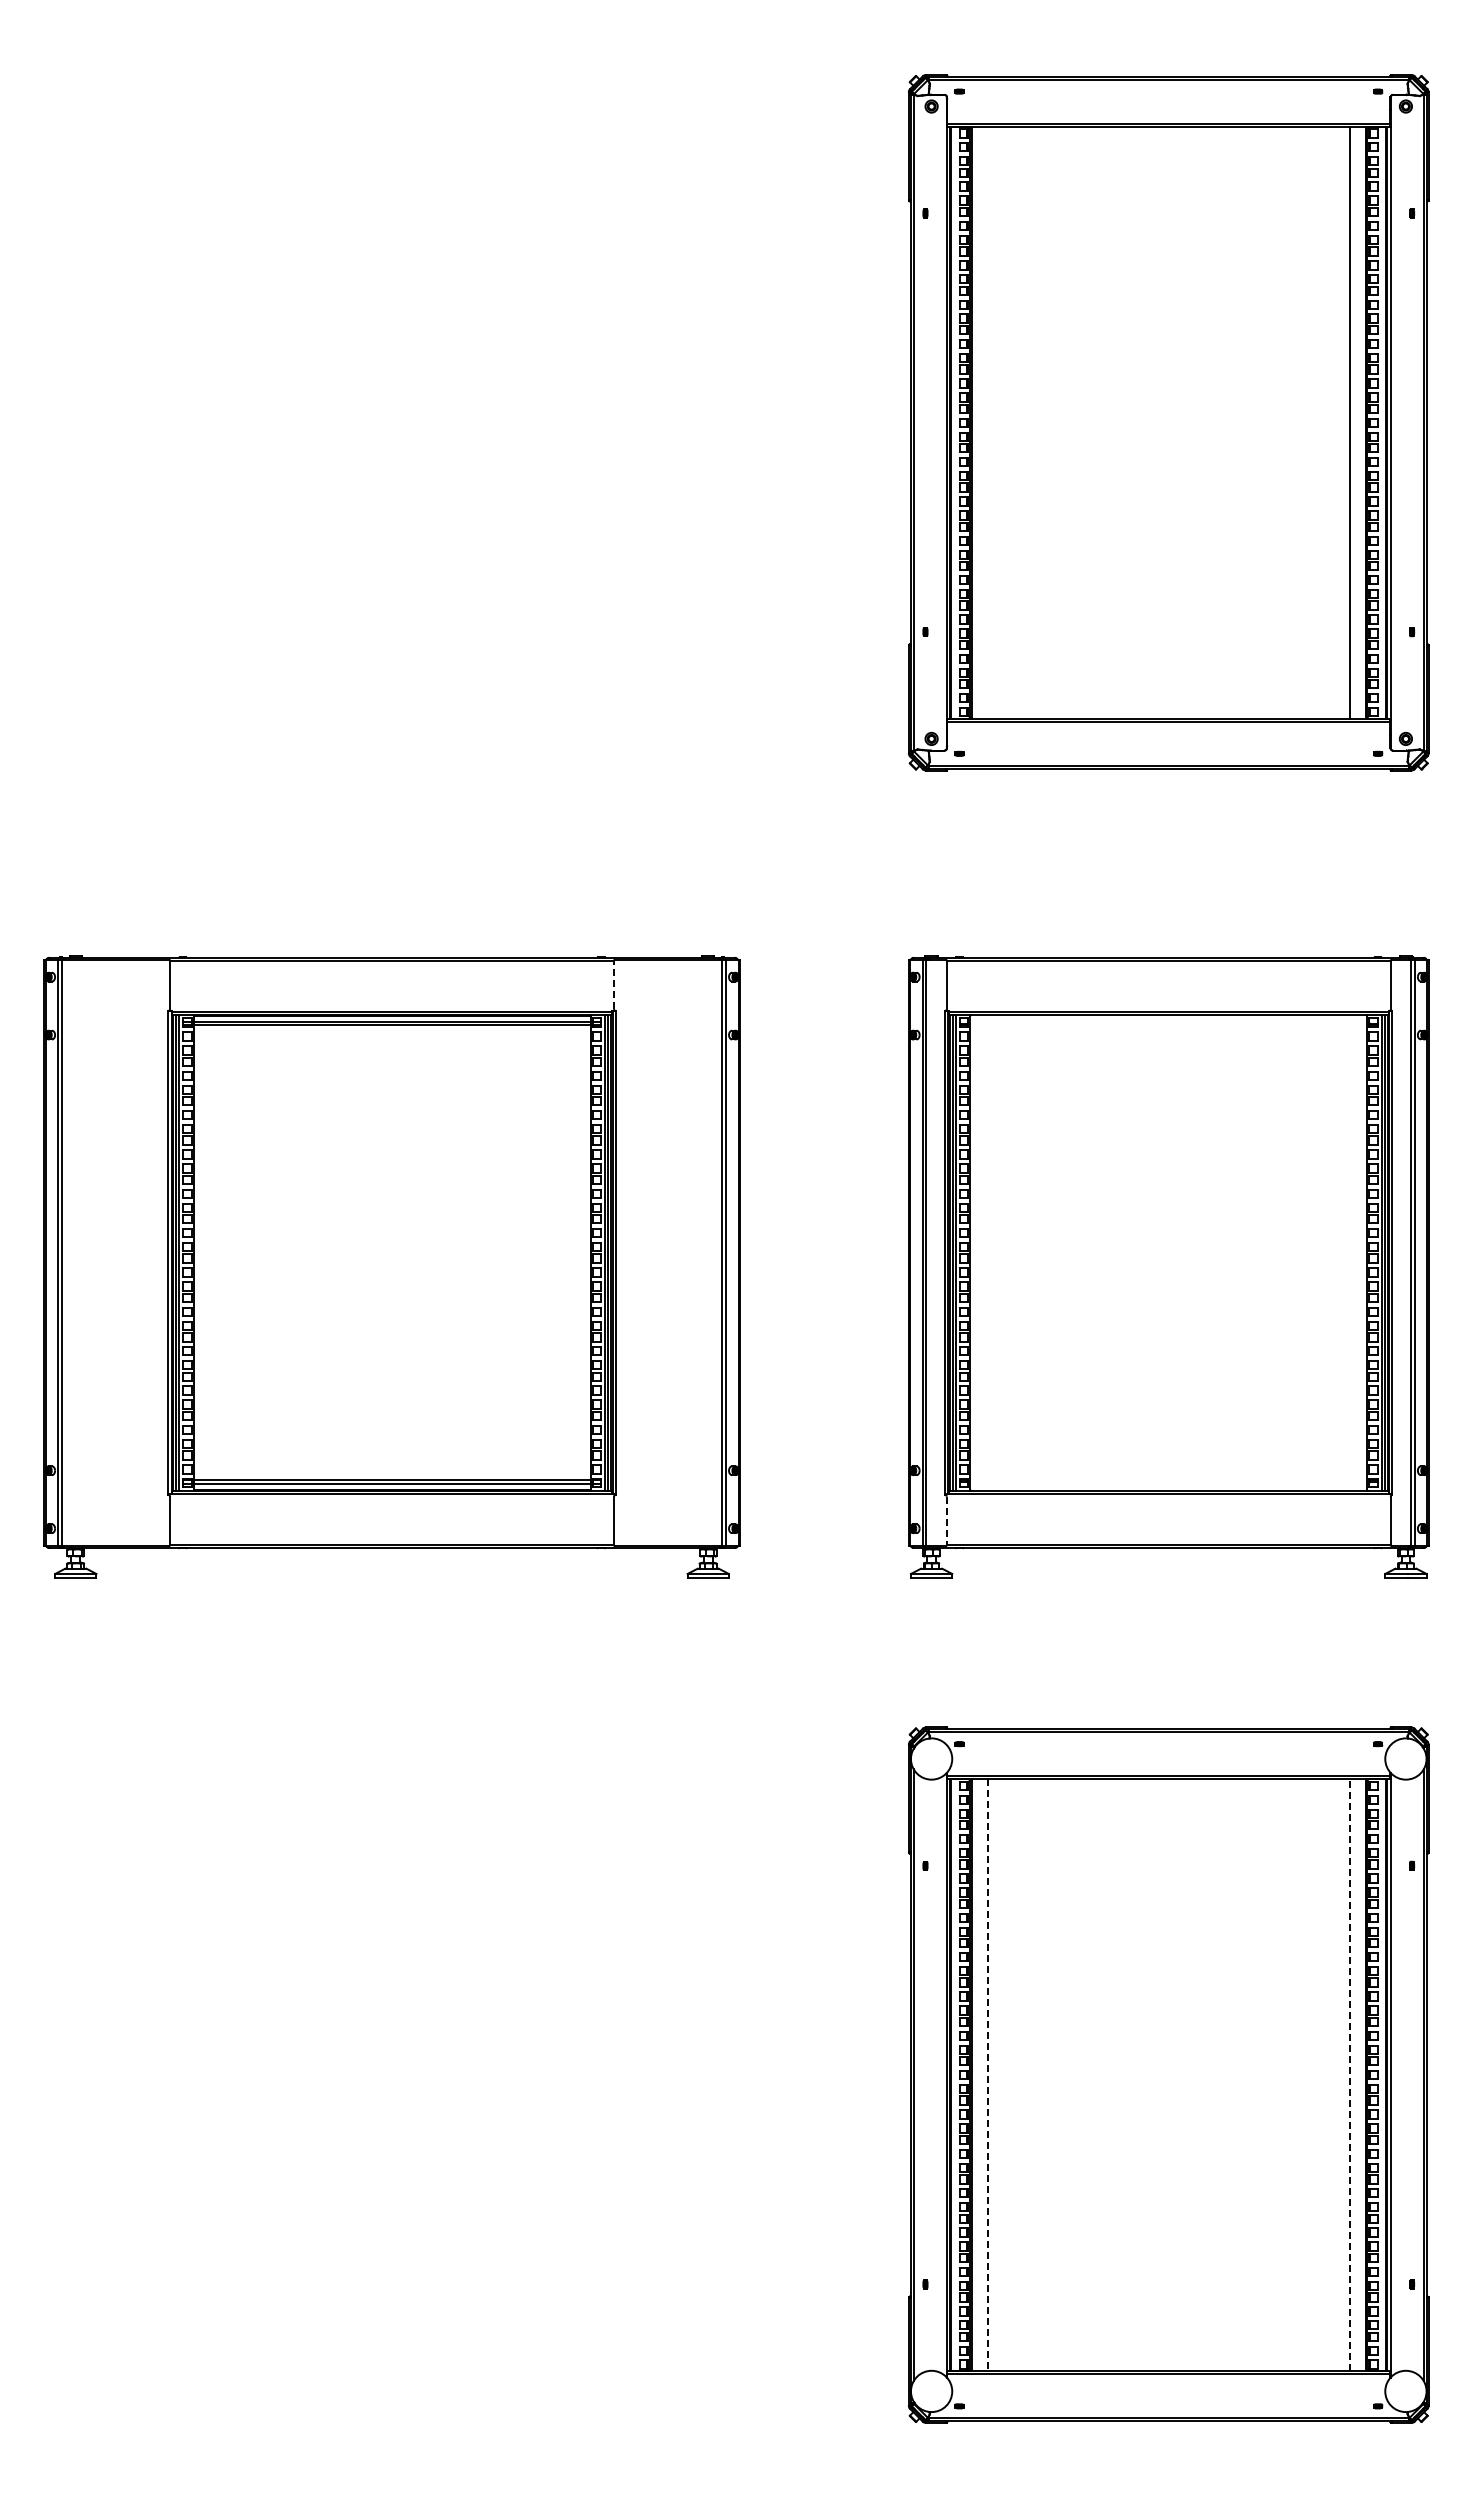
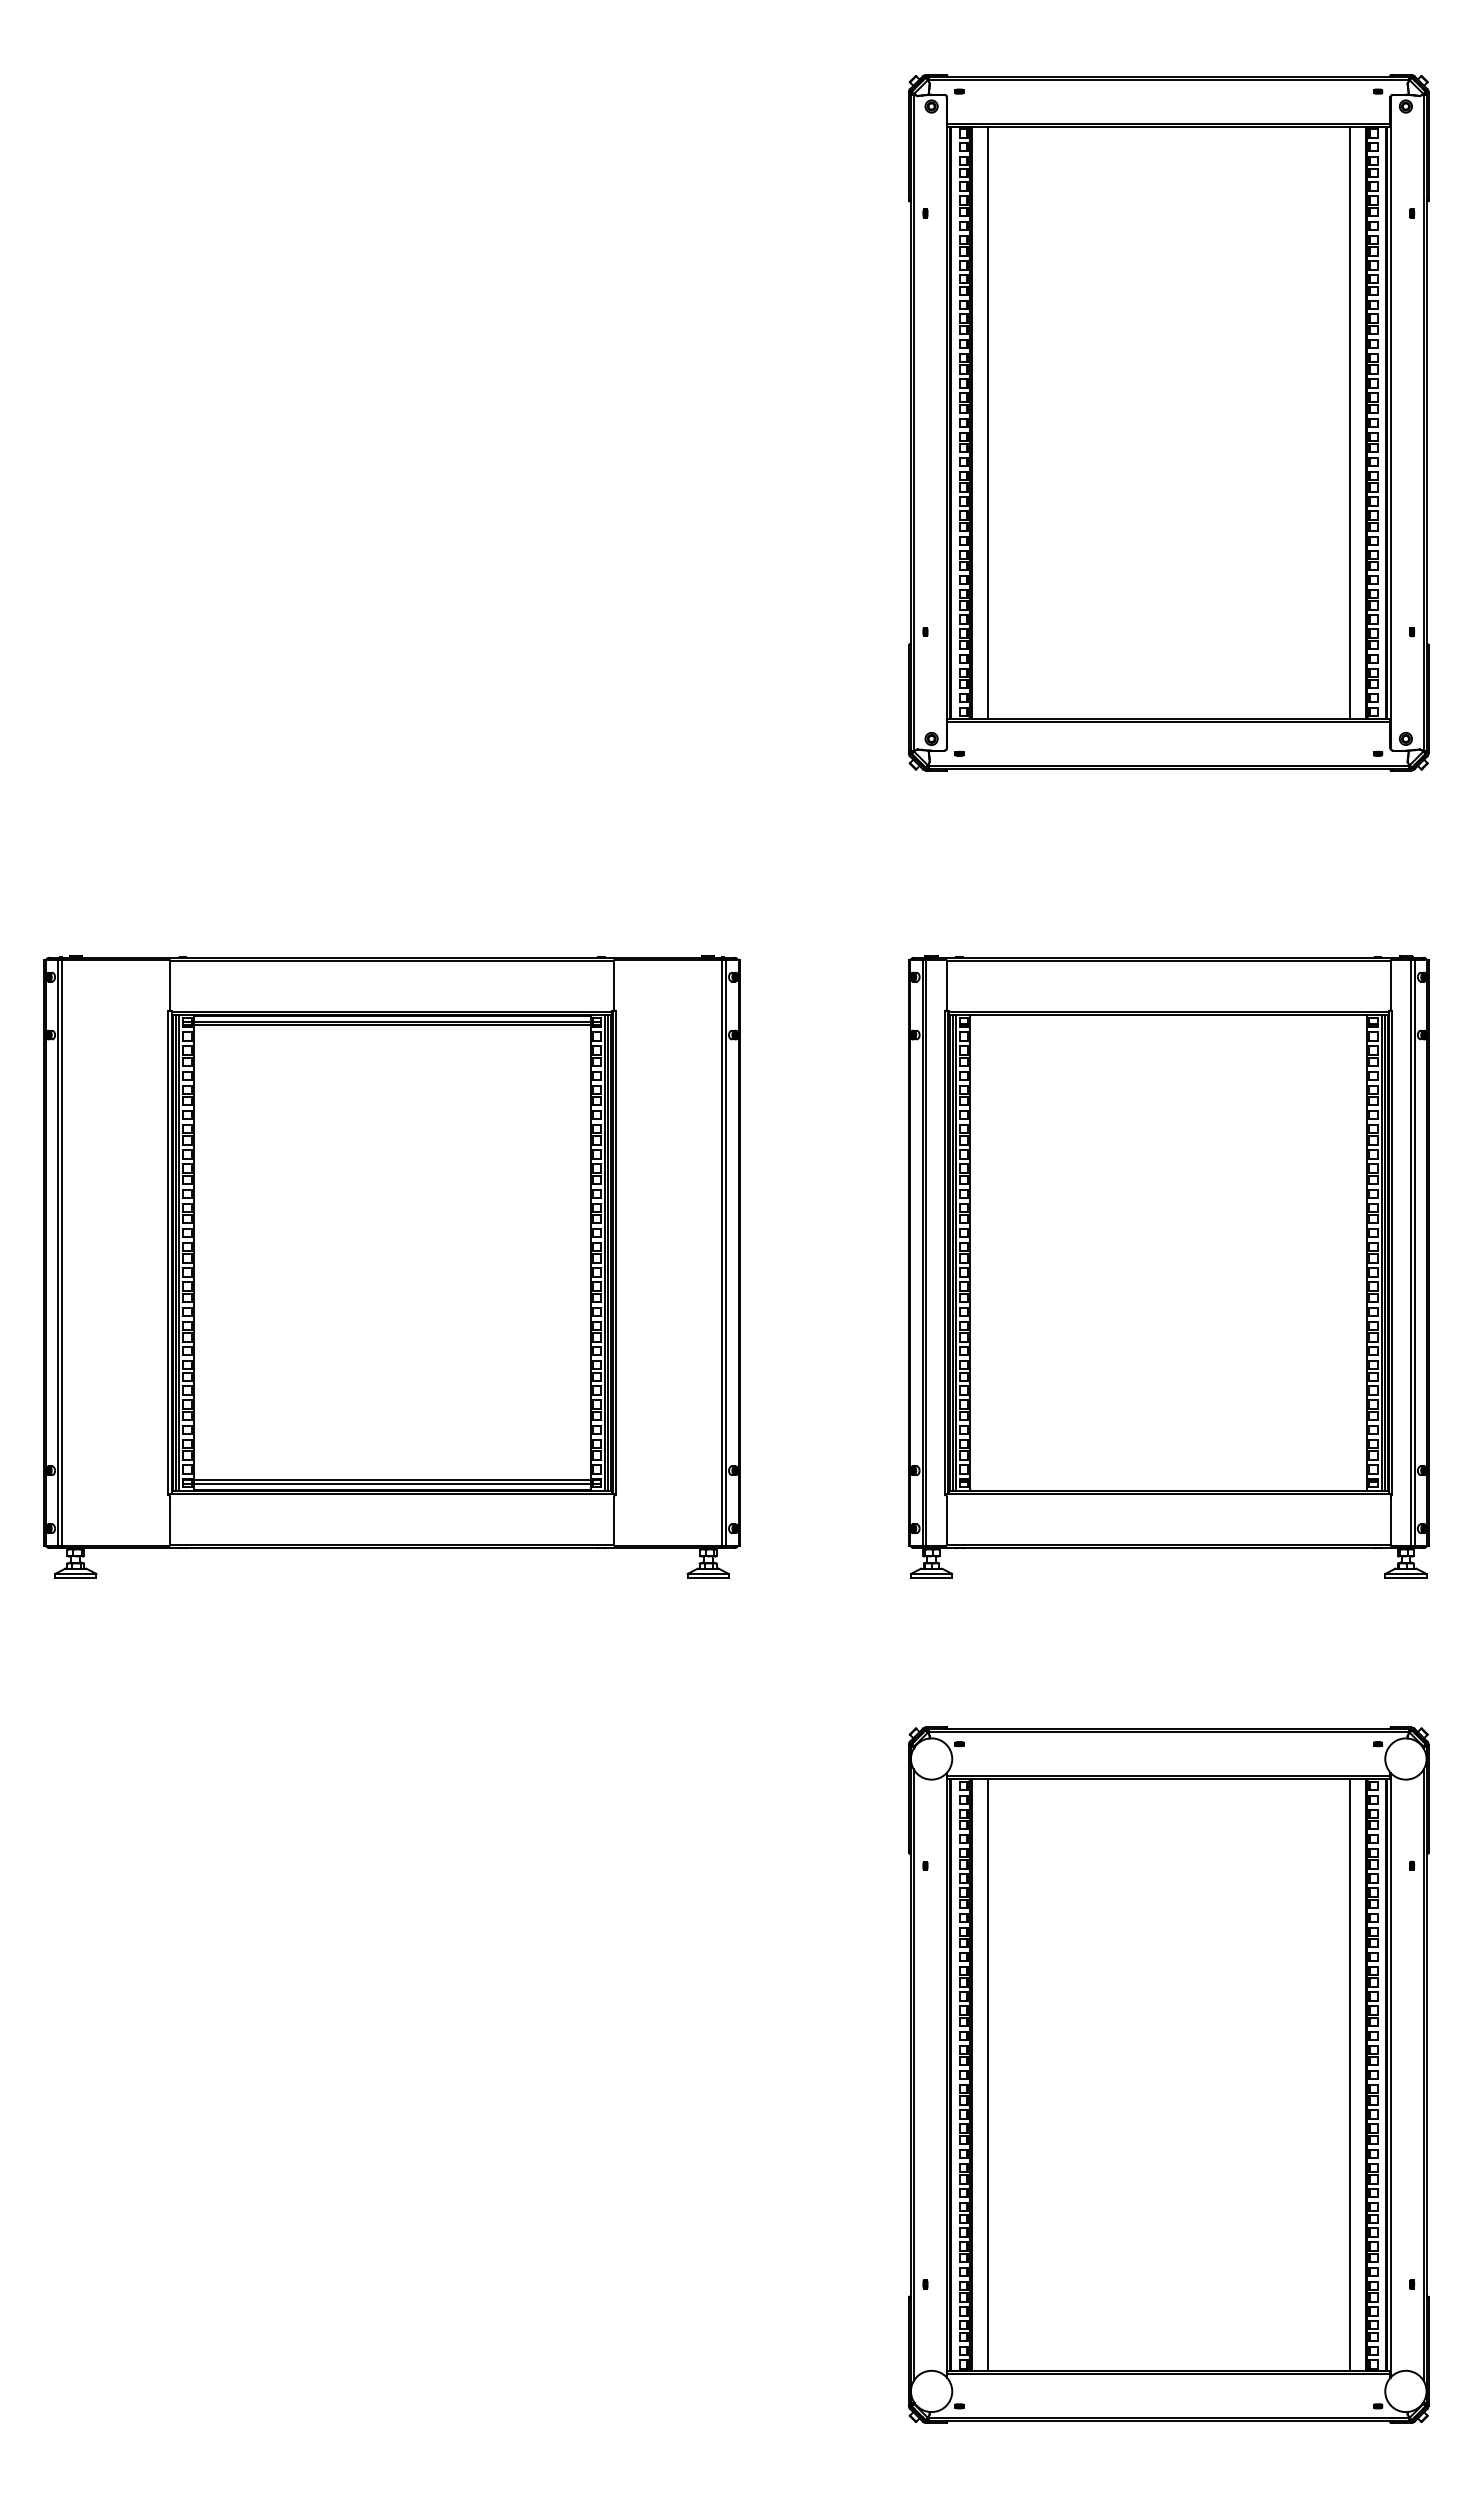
line: none -> present (987, 422)
line: dashed -> solid (613, 984)
line: dashed -> solid (946, 1521)
line: dashed -> solid (1349, 2074)
line: dashed -> solid (987, 2075)
